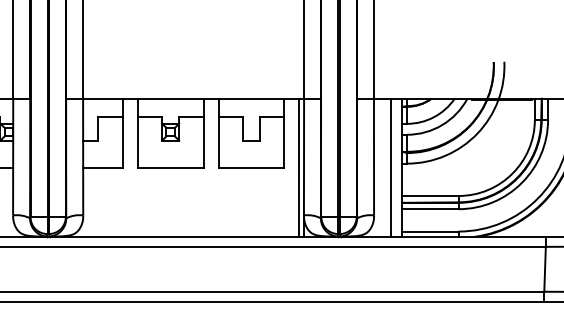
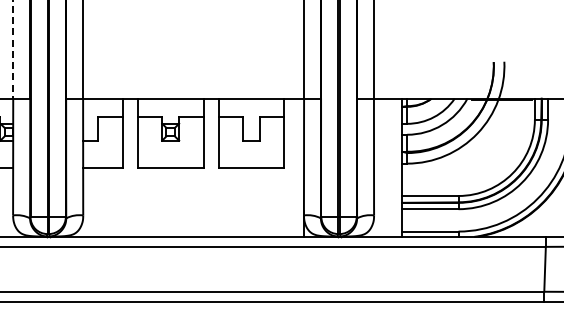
line: solid -> dashed (13, 49)
line: present -> none (299, 167)
line: present -> none (390, 167)
